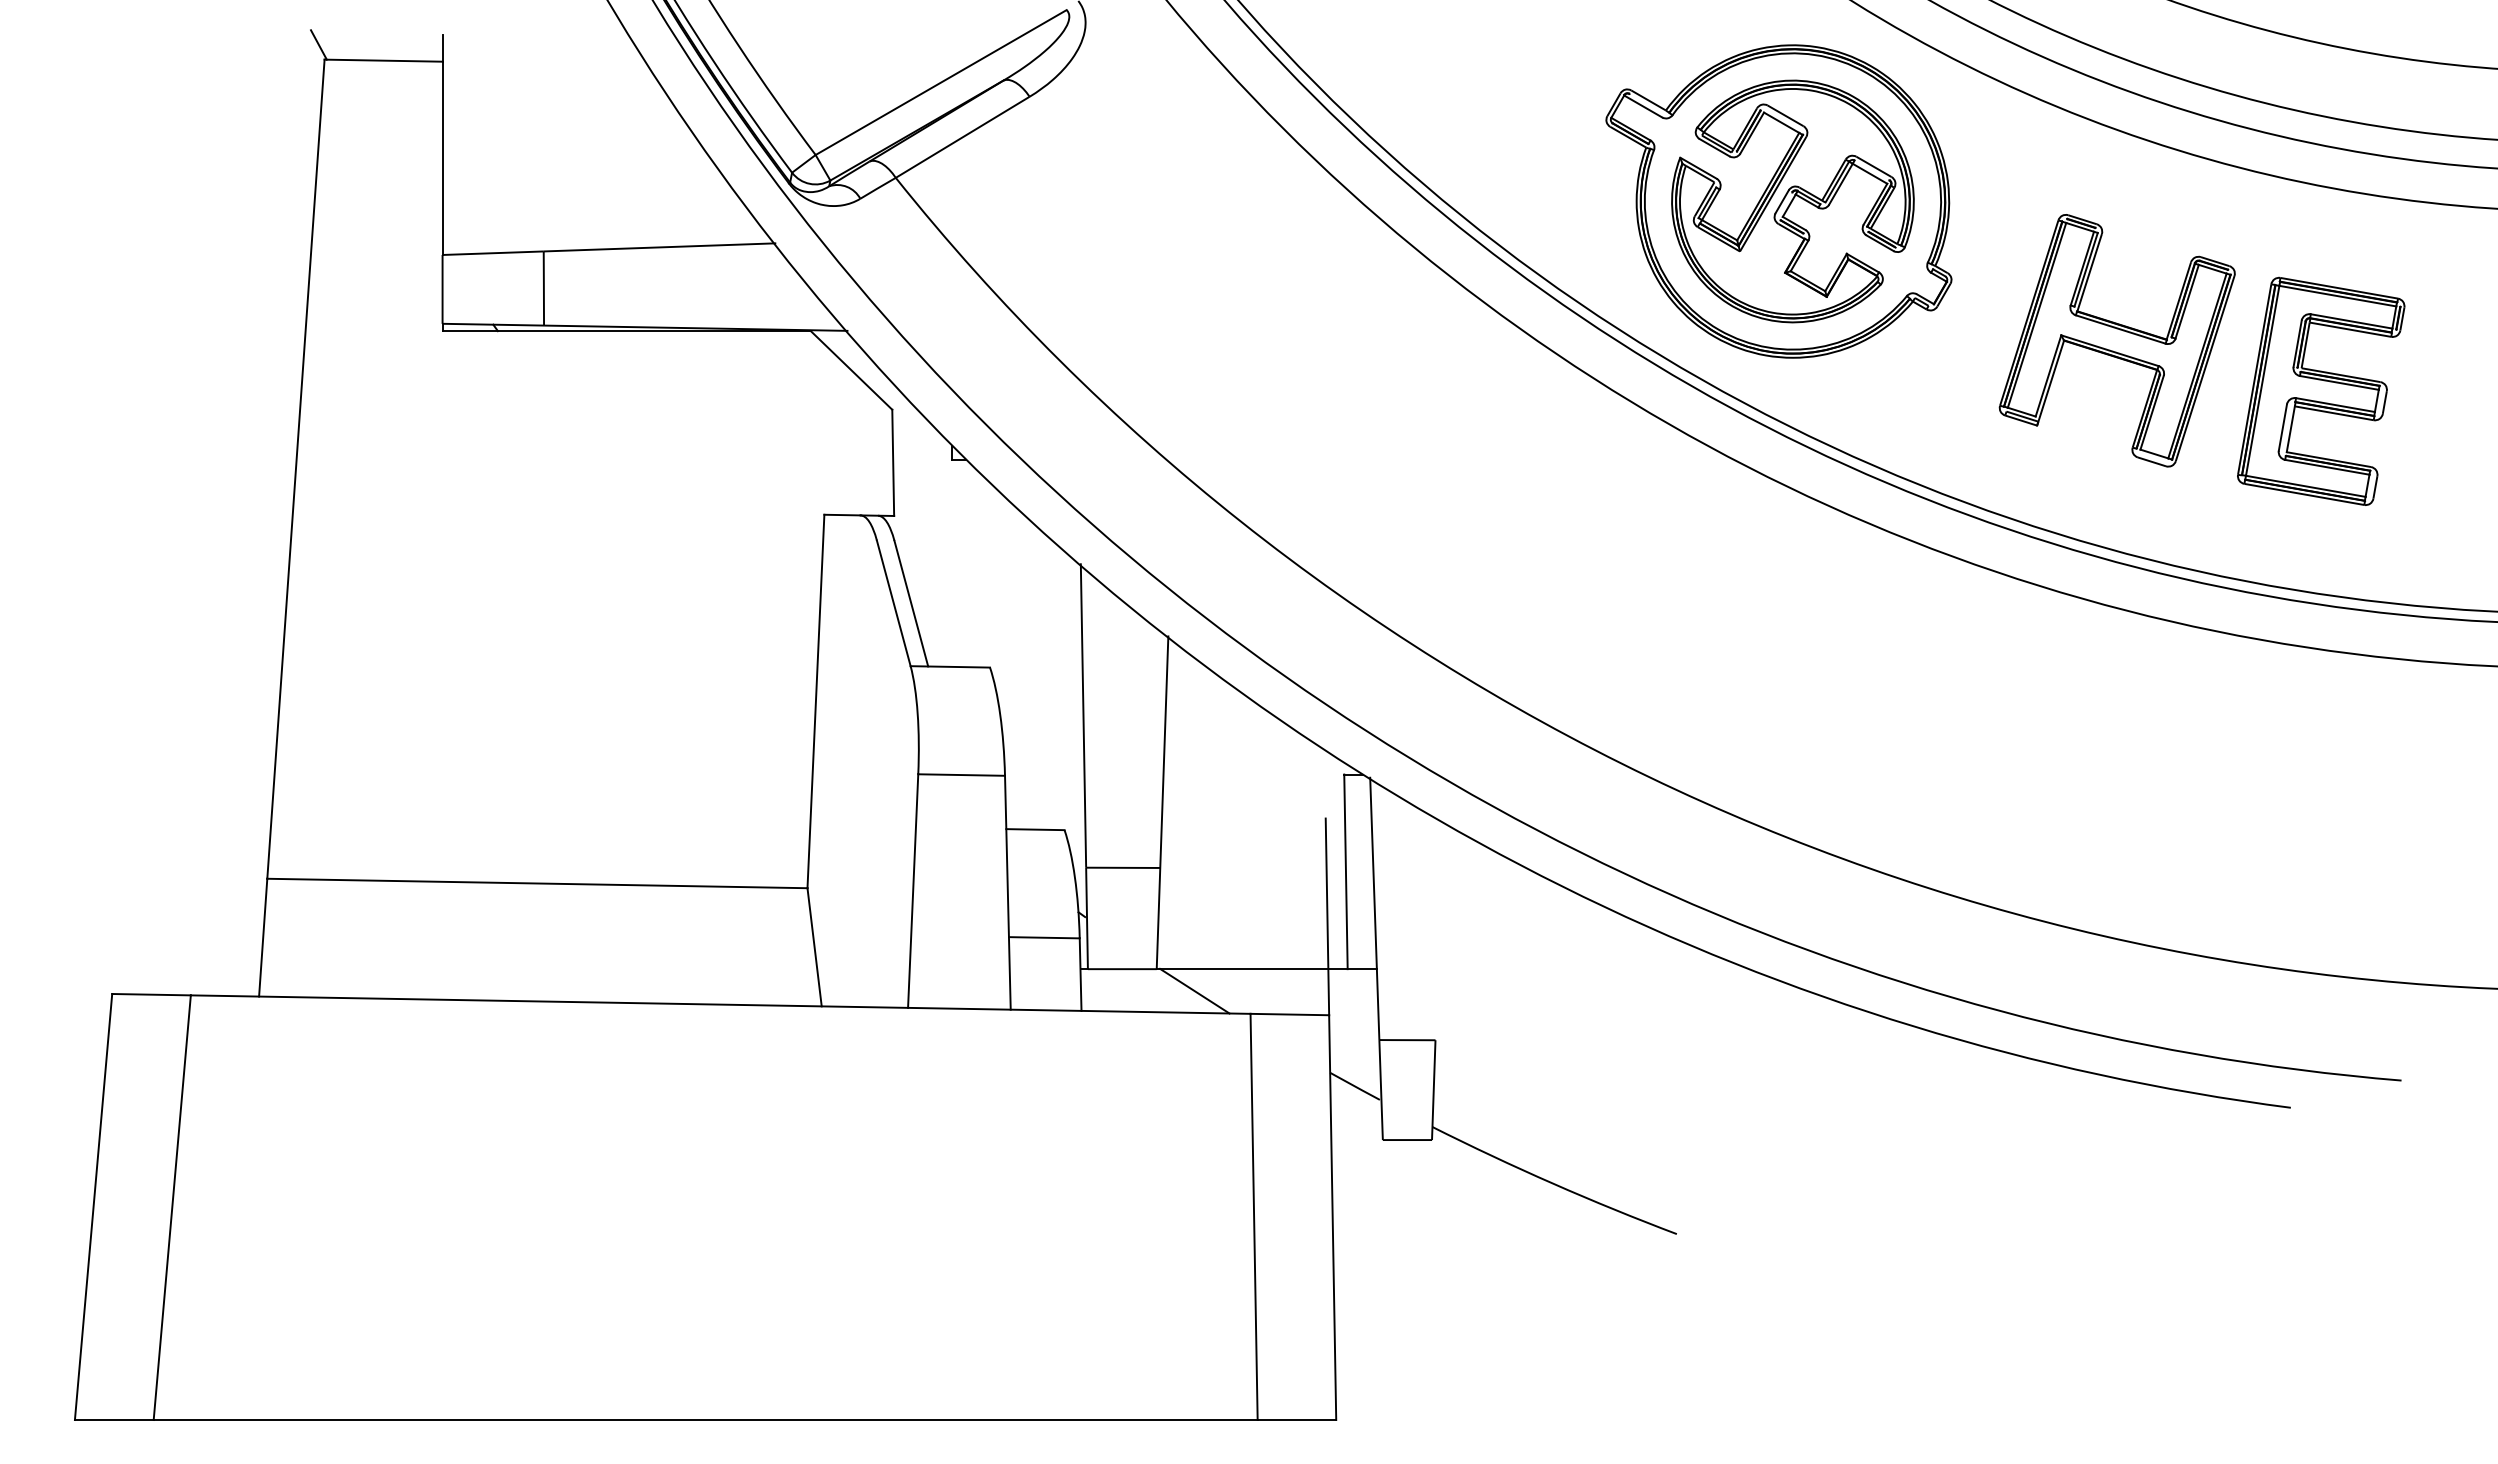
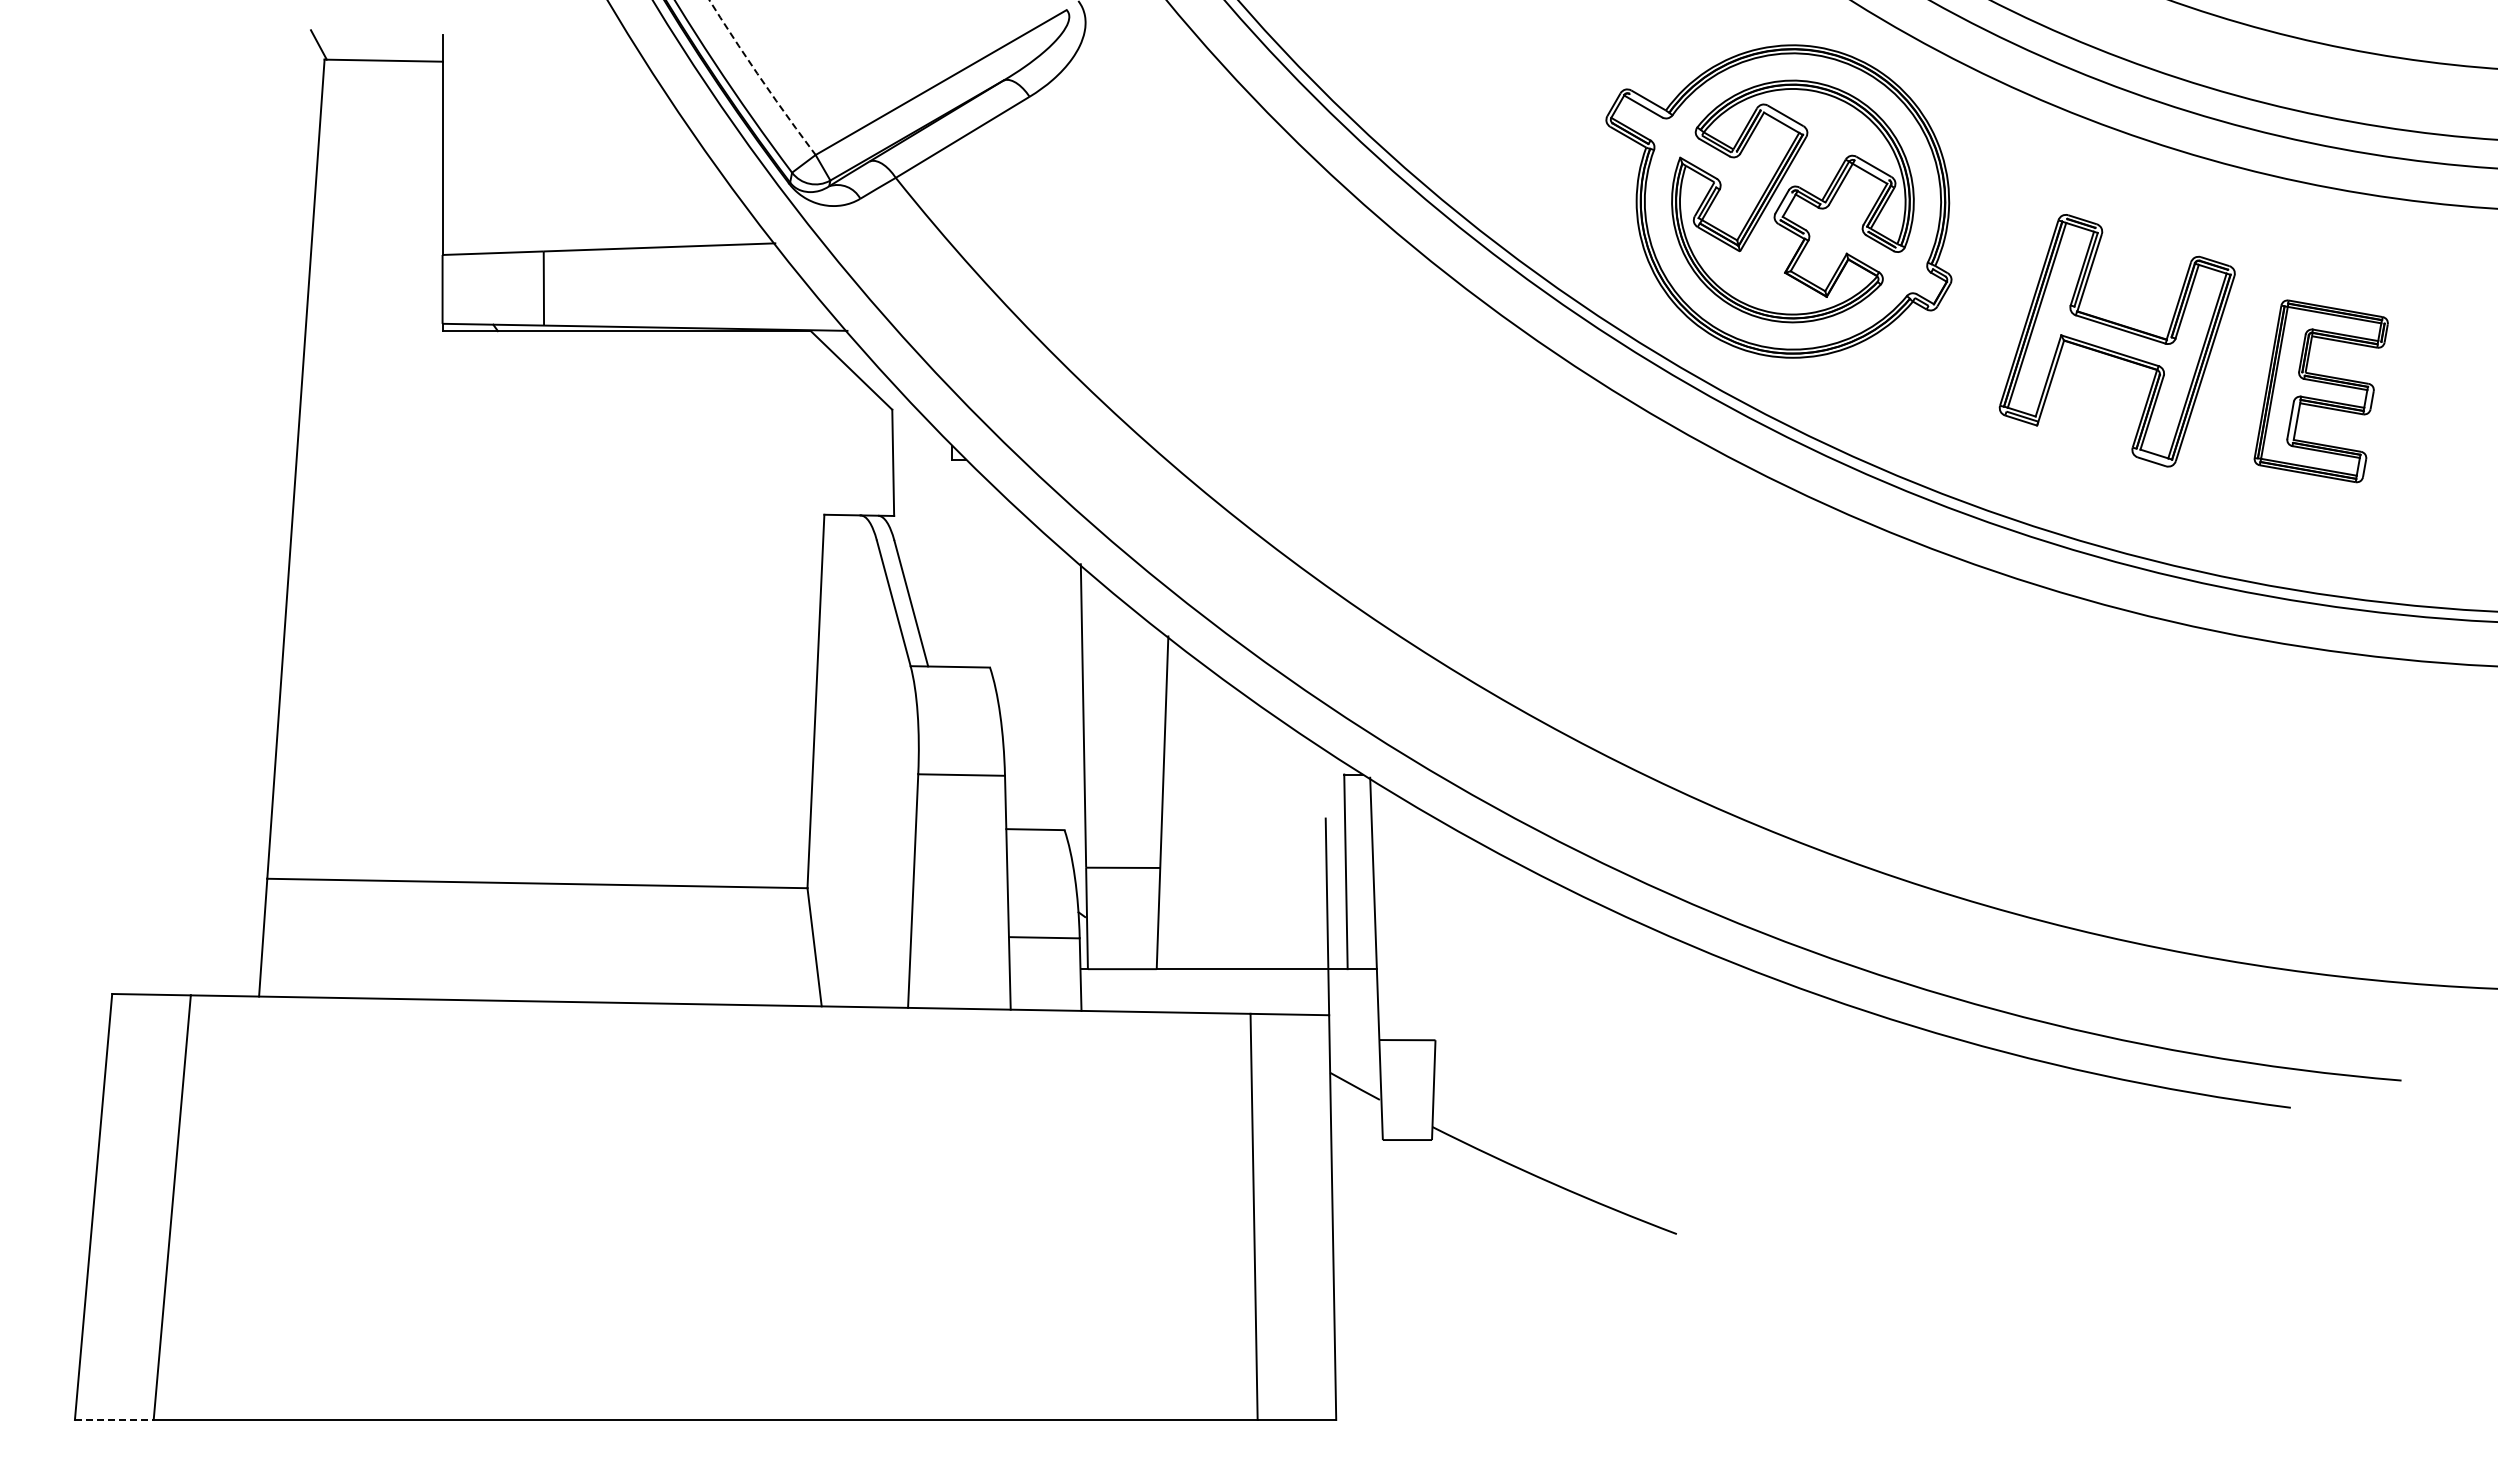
arc: solid -> dashed (760, 78)
part size: 169x230 px -> 136x185 px (2320, 391)
line: present -> none (1194, 990)
line: solid -> dashed (114, 1420)
